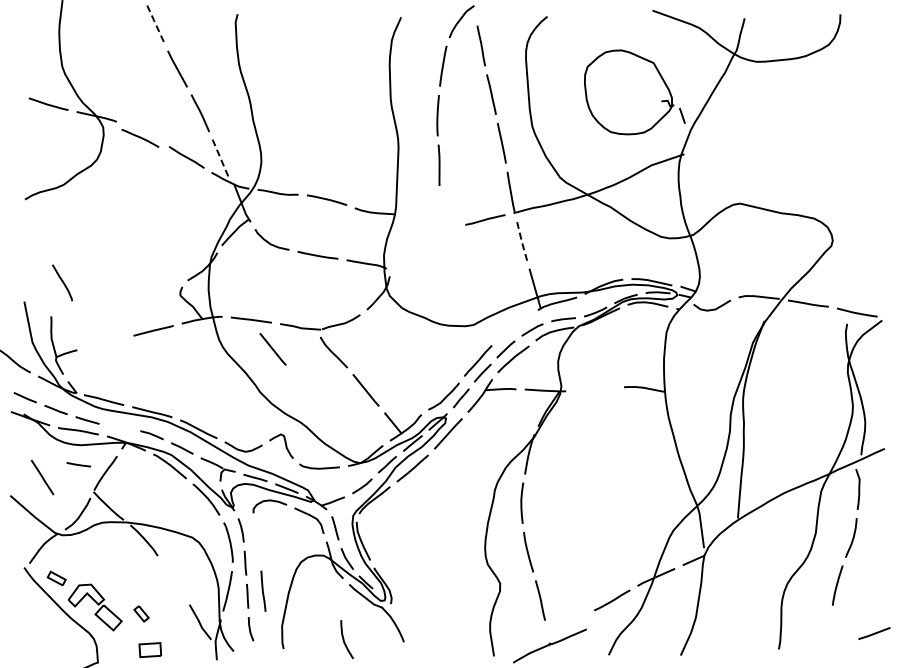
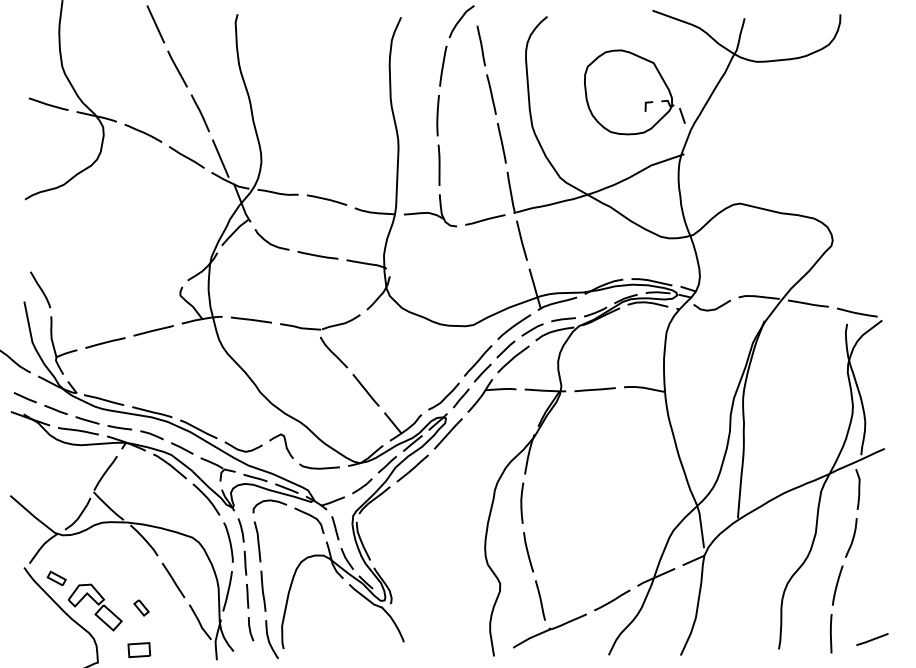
line: dashed -> solid (155, 24)
line: none -> present (646, 106)
line position: (140, 138) -> (143, 133) (143, 133)
line: dashed -> solid (220, 157)
part: none -> present (430, 210)
line: dashed -> solid (521, 240)
curve position: (62, 282) -> (40, 289) (40, 289)
line: none -> present (514, 326)
line: none -> present (105, 342)
line: present -> none (272, 349)
line: none -> present (594, 389)
line position: (78, 464) -> (119, 427) (119, 427)
line position: (42, 477) -> (173, 580) (173, 580)
curve: none -> present (257, 541)
part position: (141, 613) -> (141, 607) (141, 607)
line: none -> present (830, 633)
line position: (874, 633) -> (872, 639) (872, 639)
curve position: (344, 639) -> (269, 639) (269, 639)
part position: (549, 645) -> (549, 630) (549, 630)
part position: (150, 649) -> (139, 649) (139, 649)
